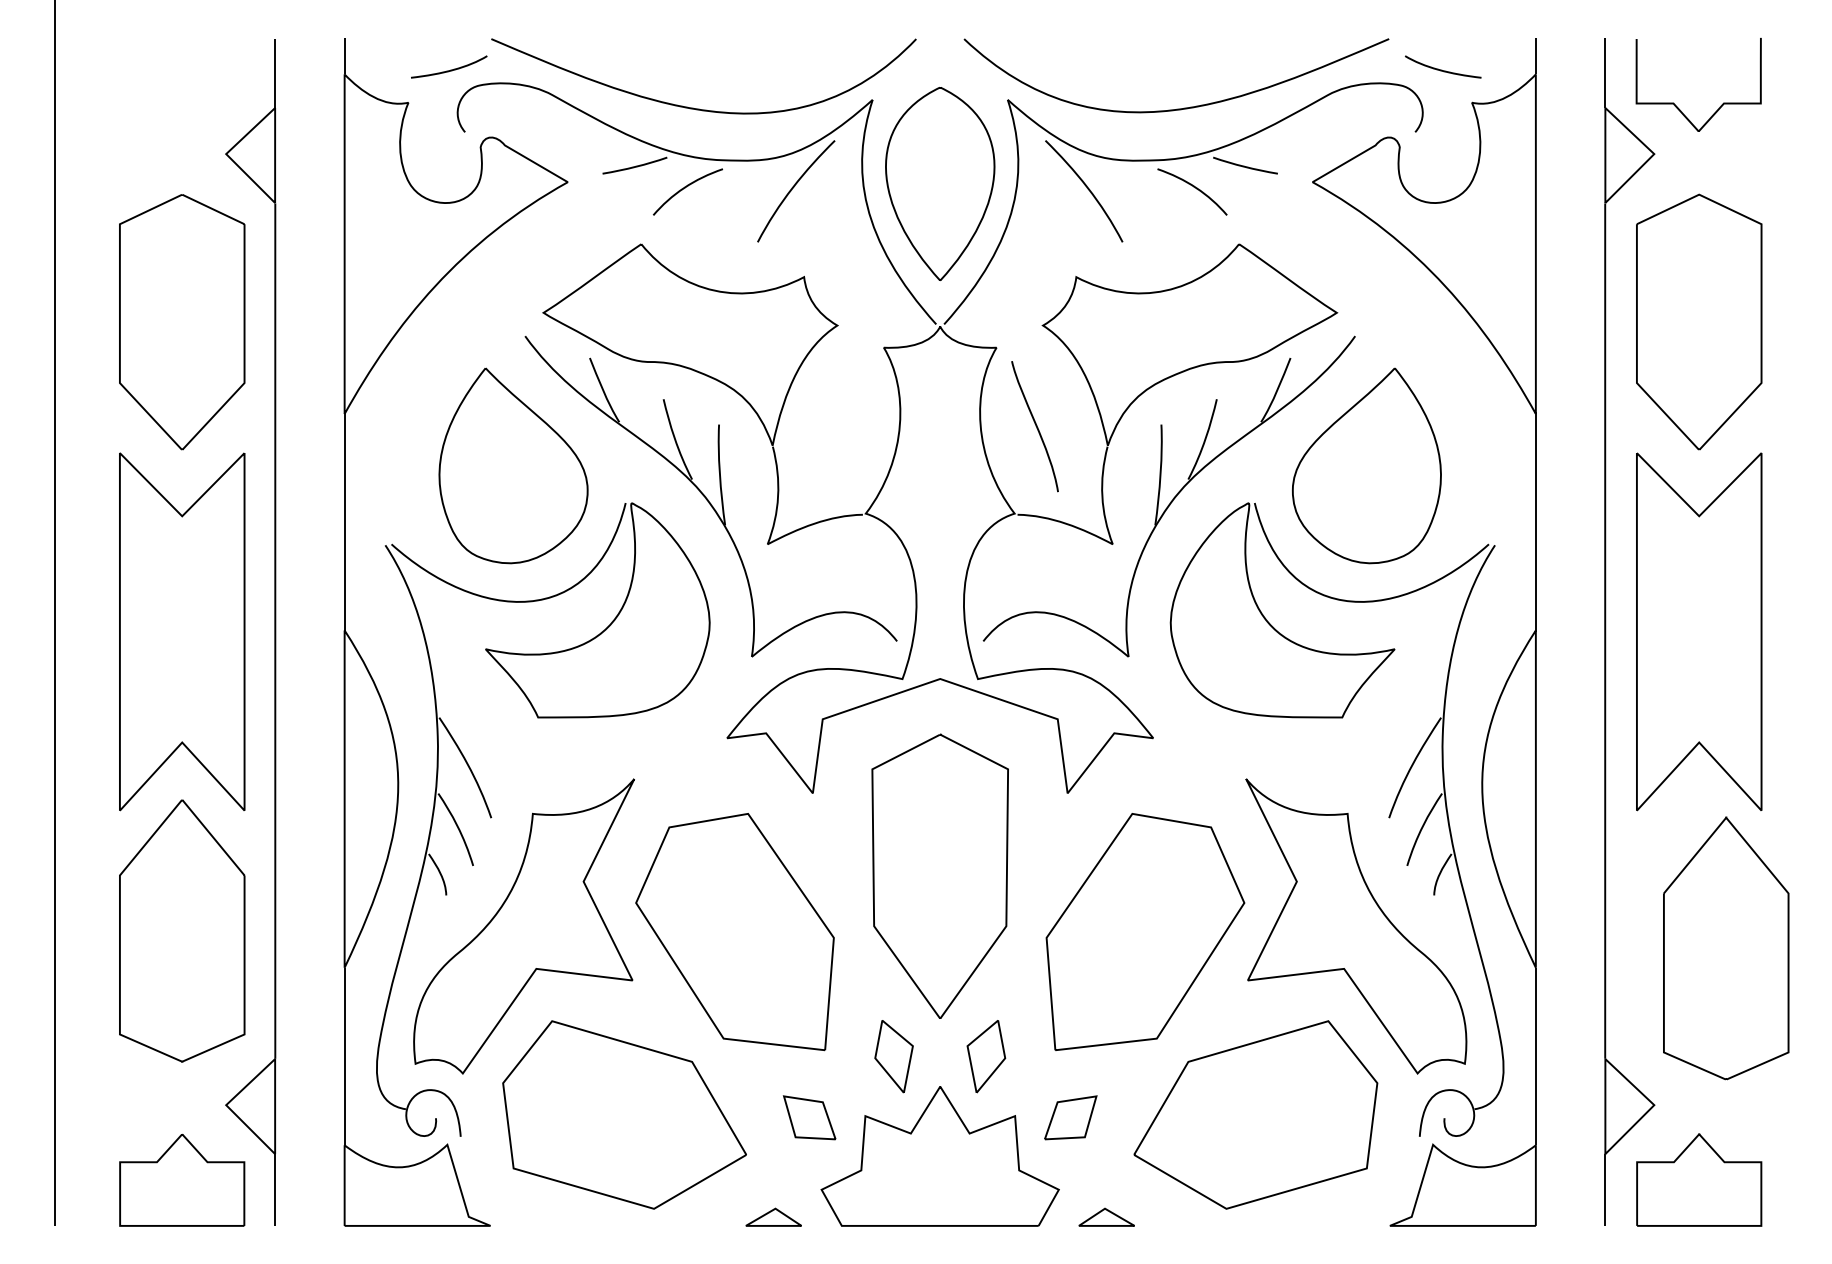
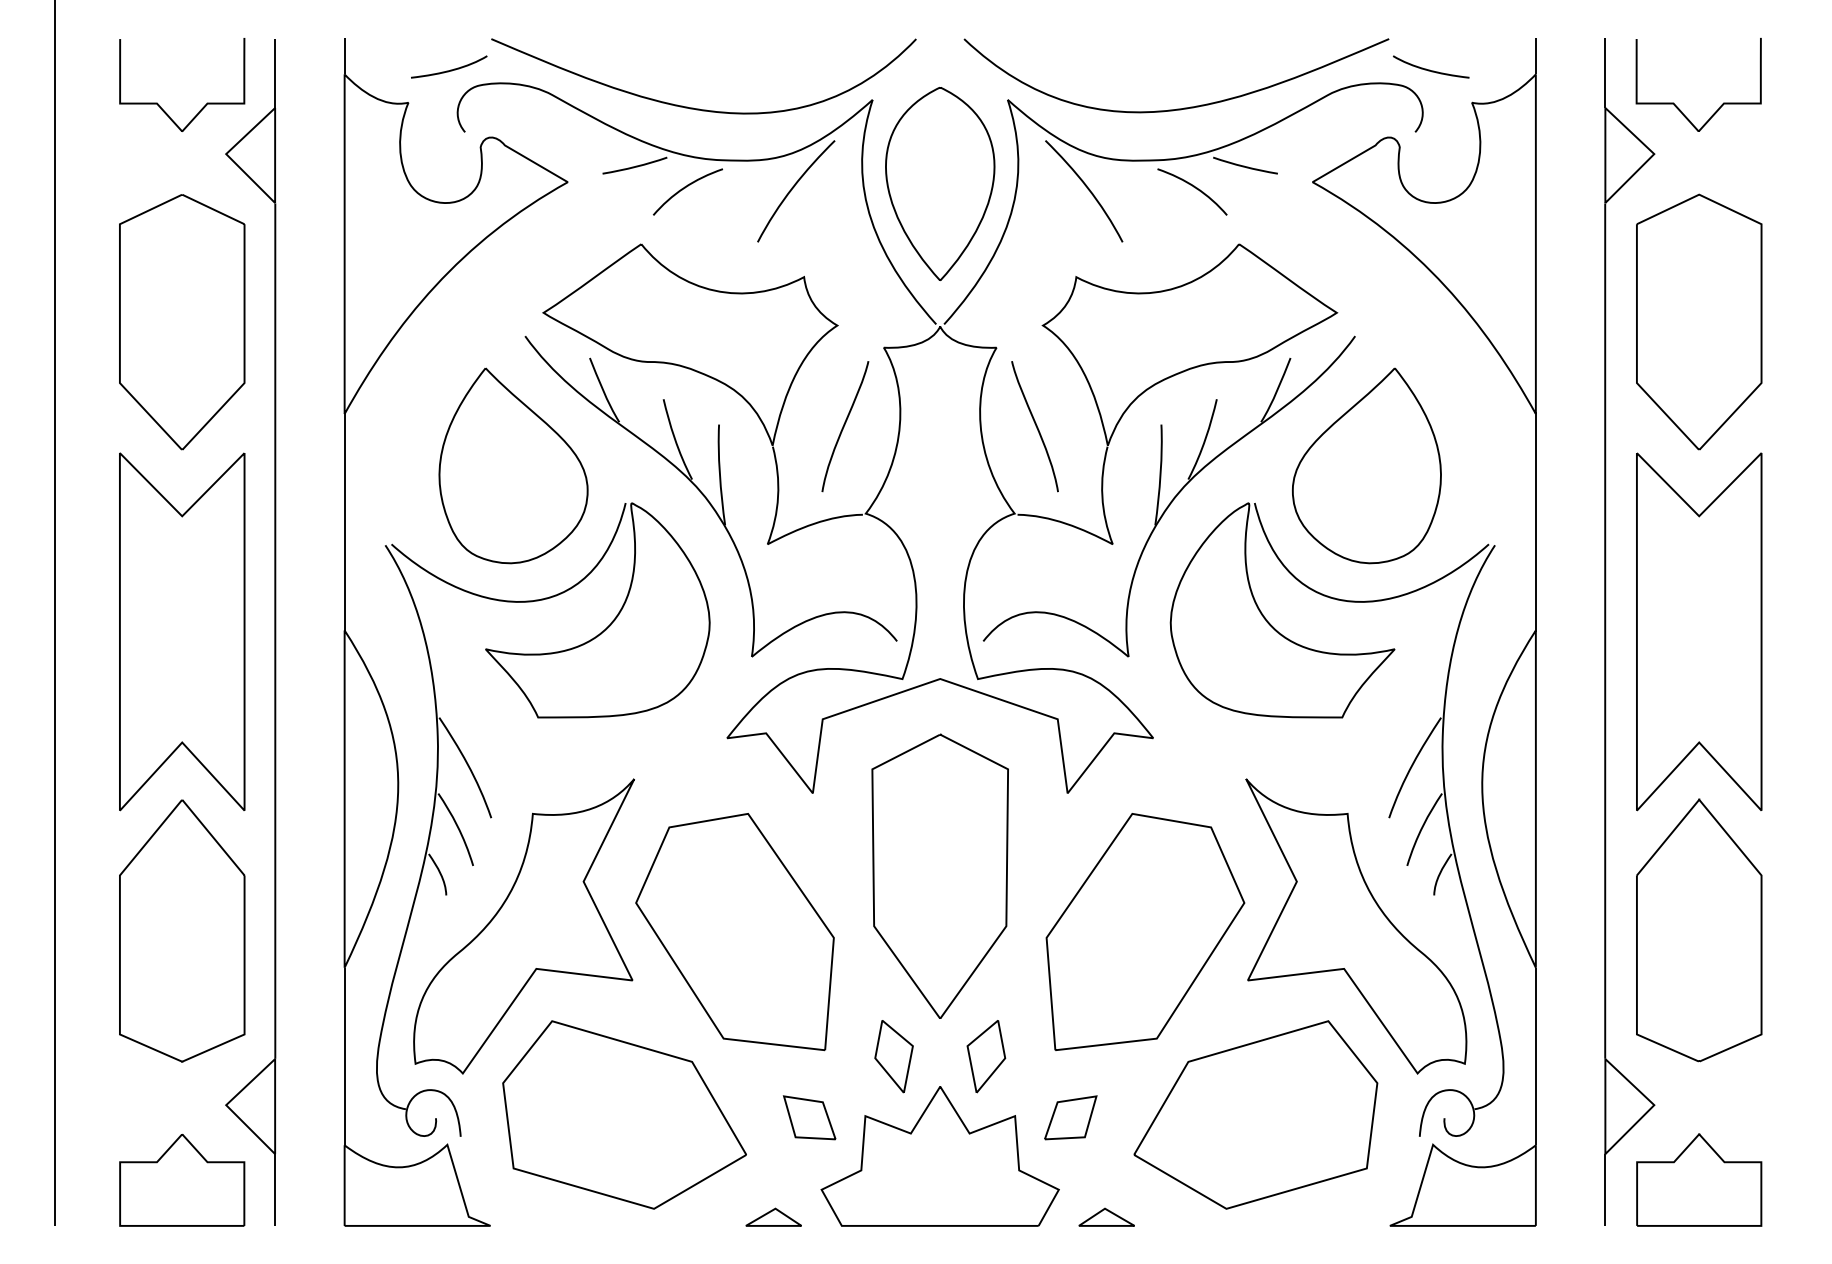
curve position: (1441, 69) -> (1429, 69) (1429, 69)
curve: none -> present (160, 105)
curve: none -> present (845, 425)
part position: (1726, 948) -> (1699, 930) (1699, 930)
